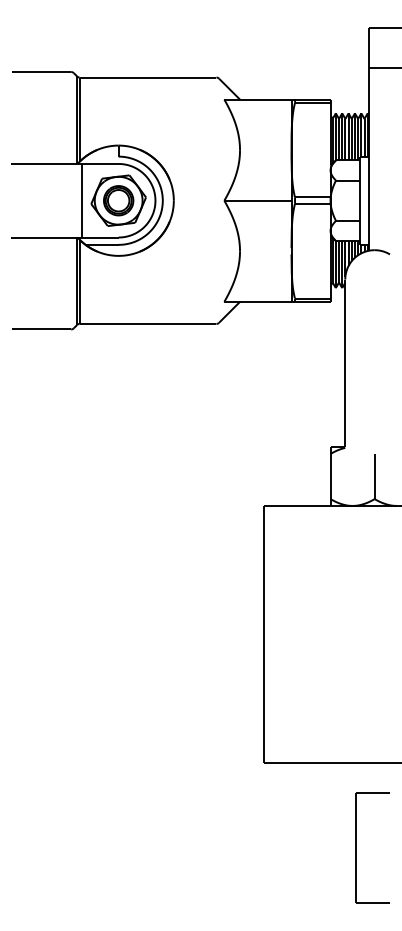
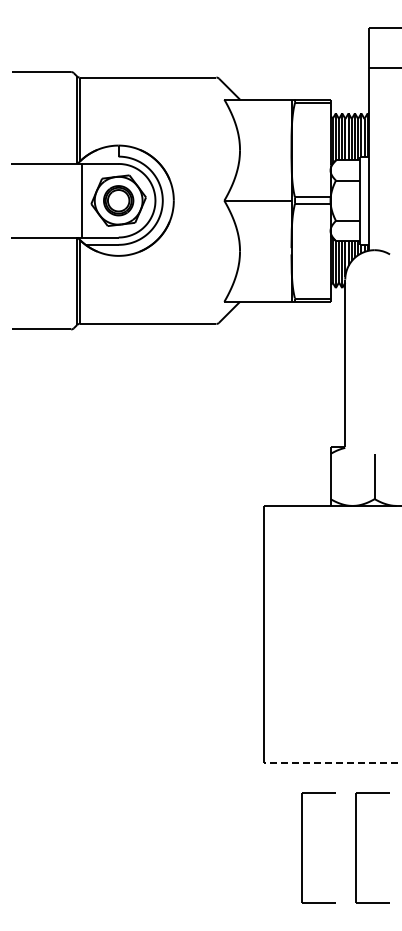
line: solid -> dashed (332, 763)
part: none -> present (302, 847)
